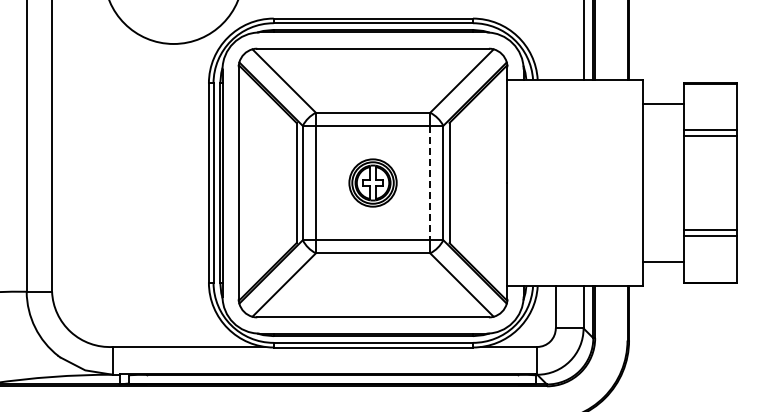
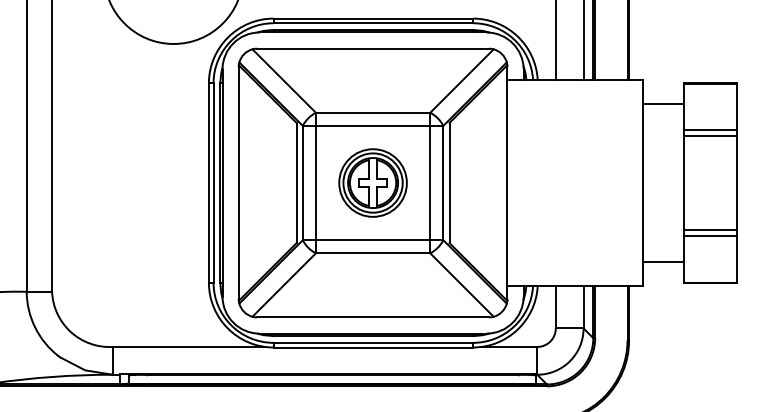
line: none -> present (555, 40)
part size: 50x50 px -> 70x70 px (372, 182)
line: dashed -> solid (430, 183)
